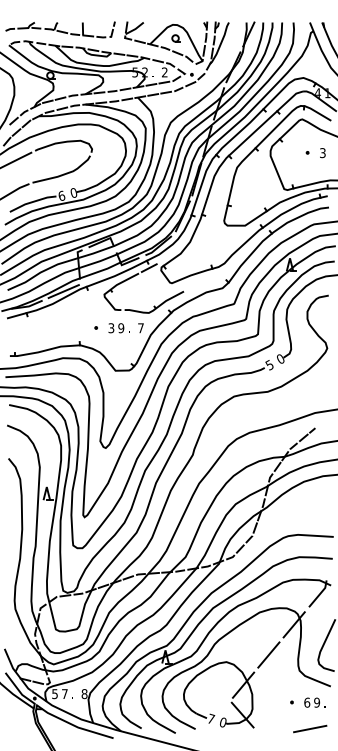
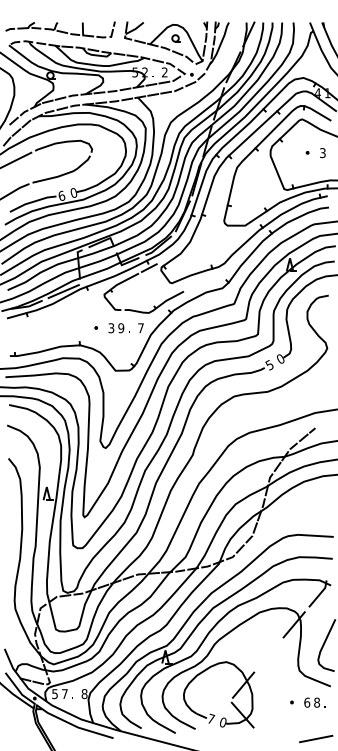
line: present -> none (268, 654)
text: 9 -> 8 (317, 702)
line position: (310, 728) -> (316, 738) (316, 738)
